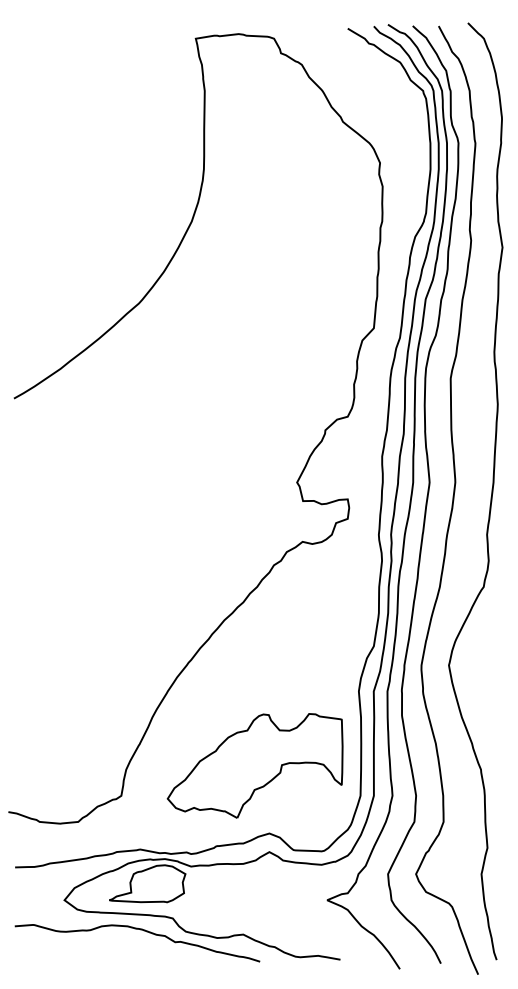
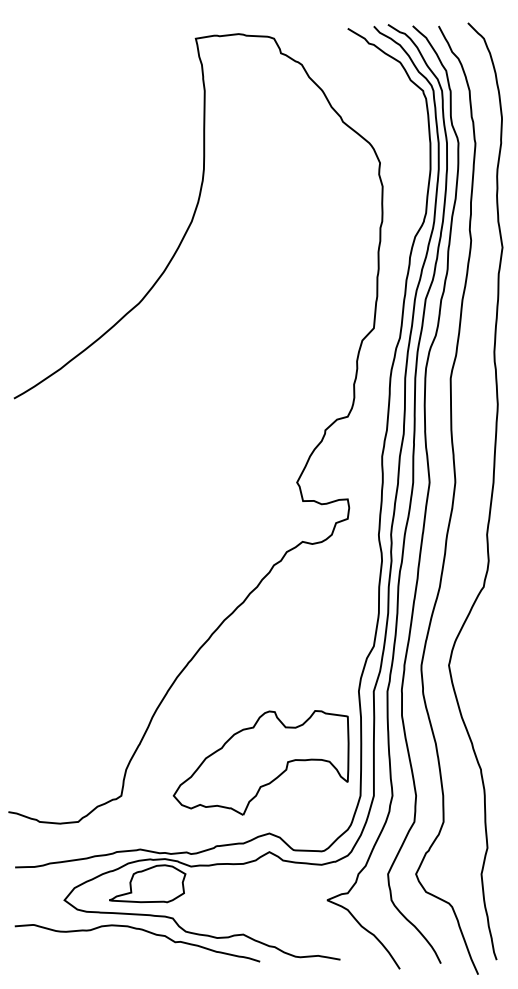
part position: (254, 765) -> (260, 762) (260, 762)
